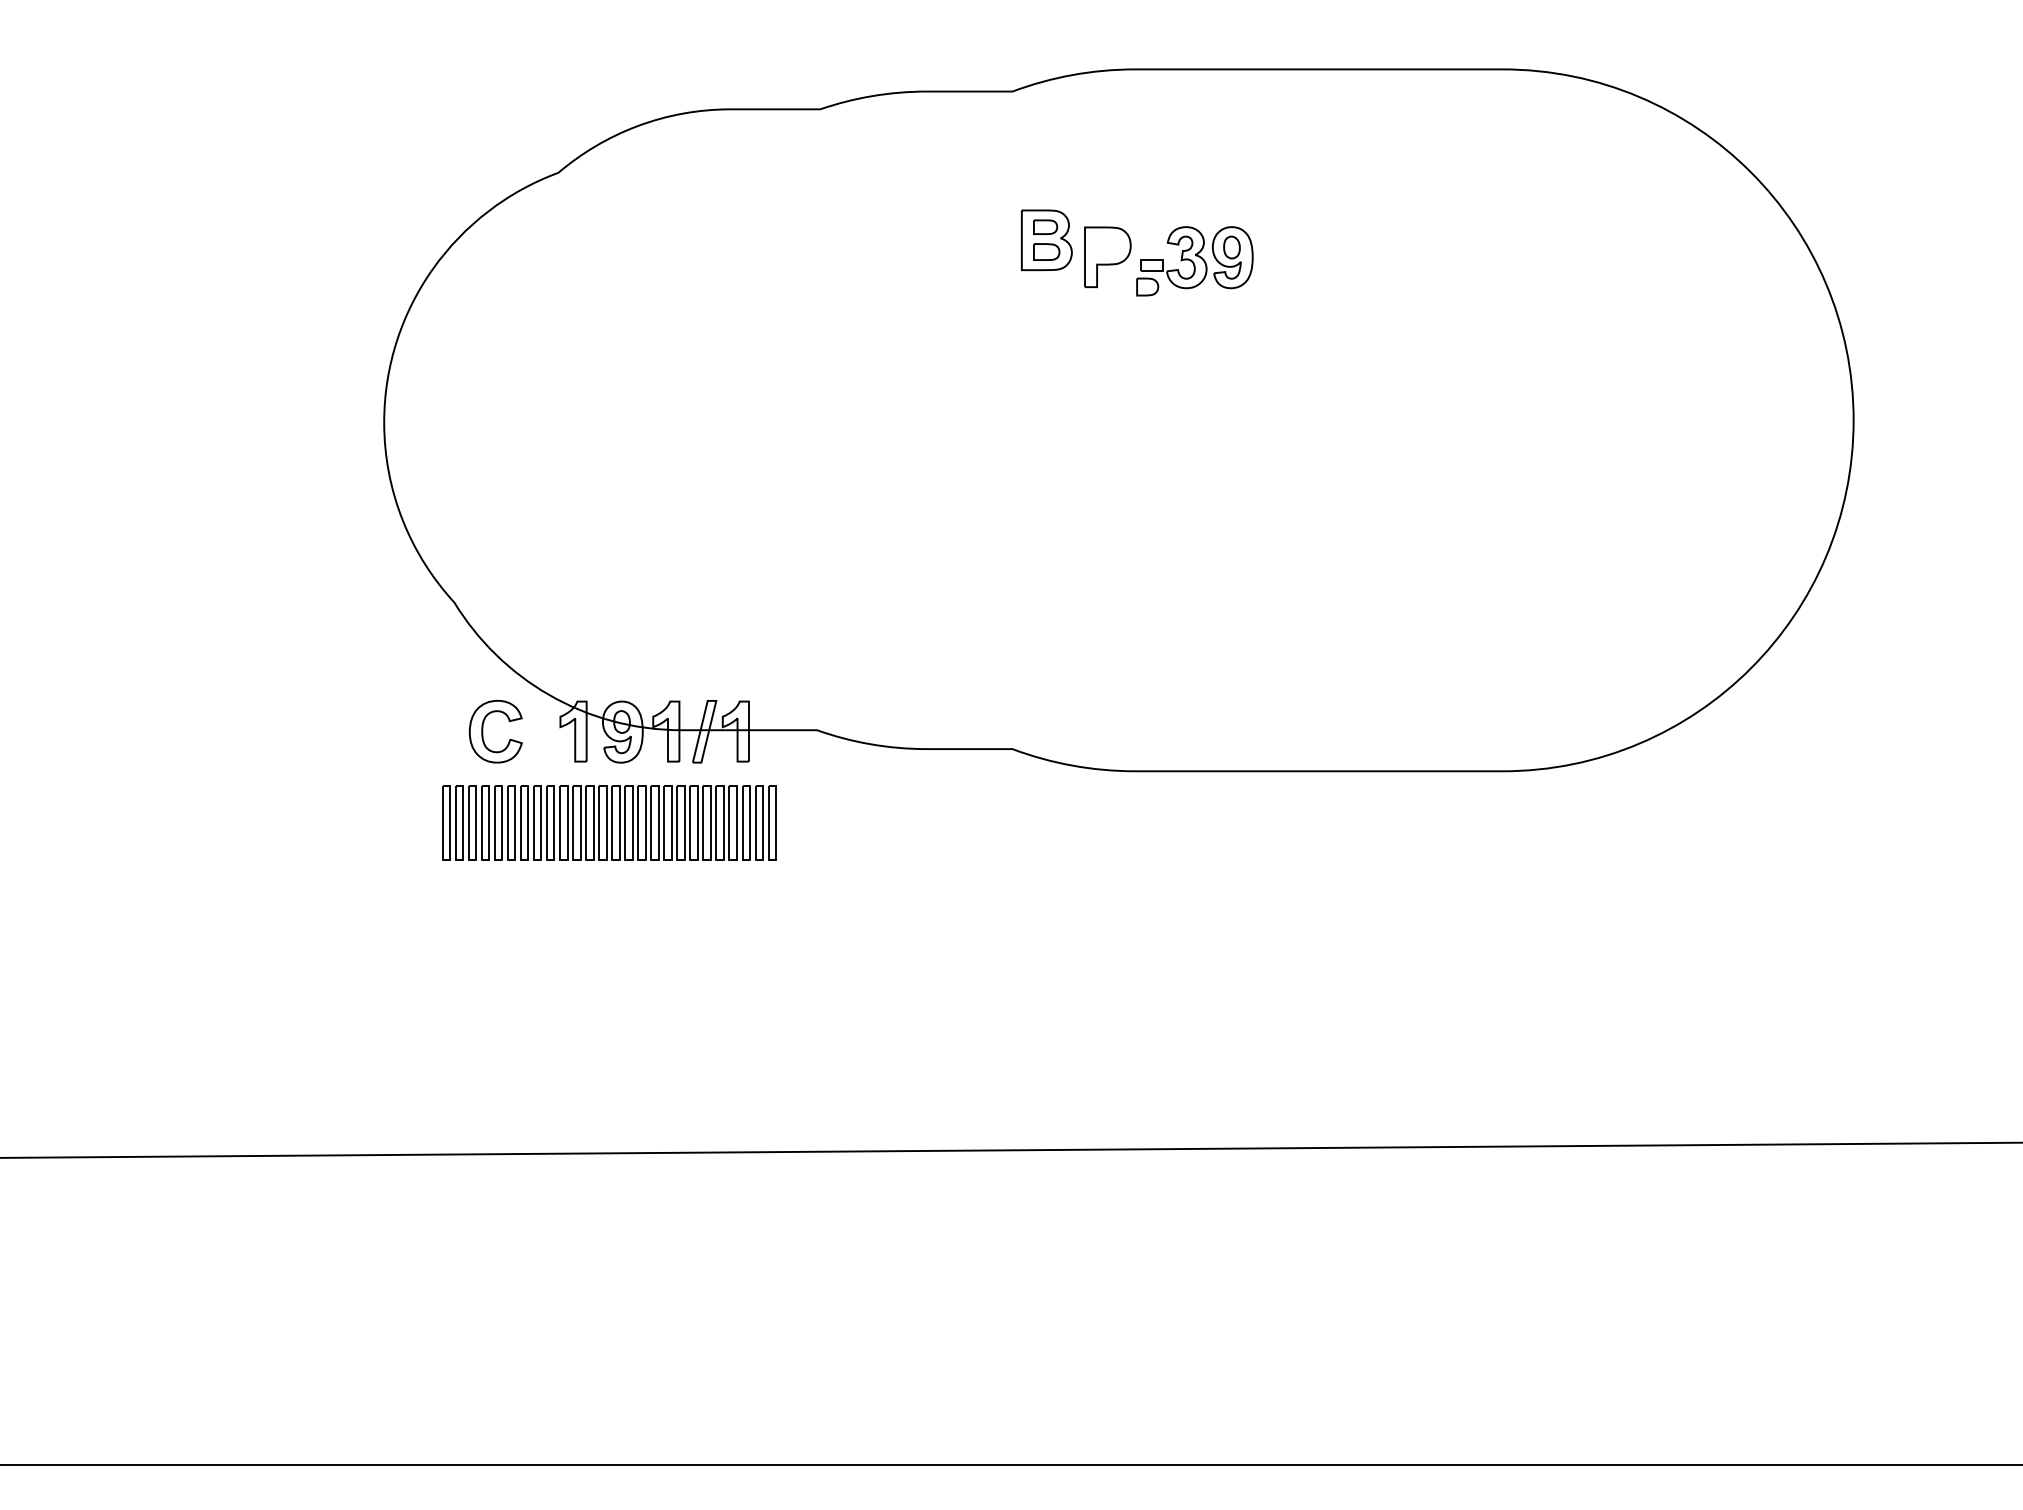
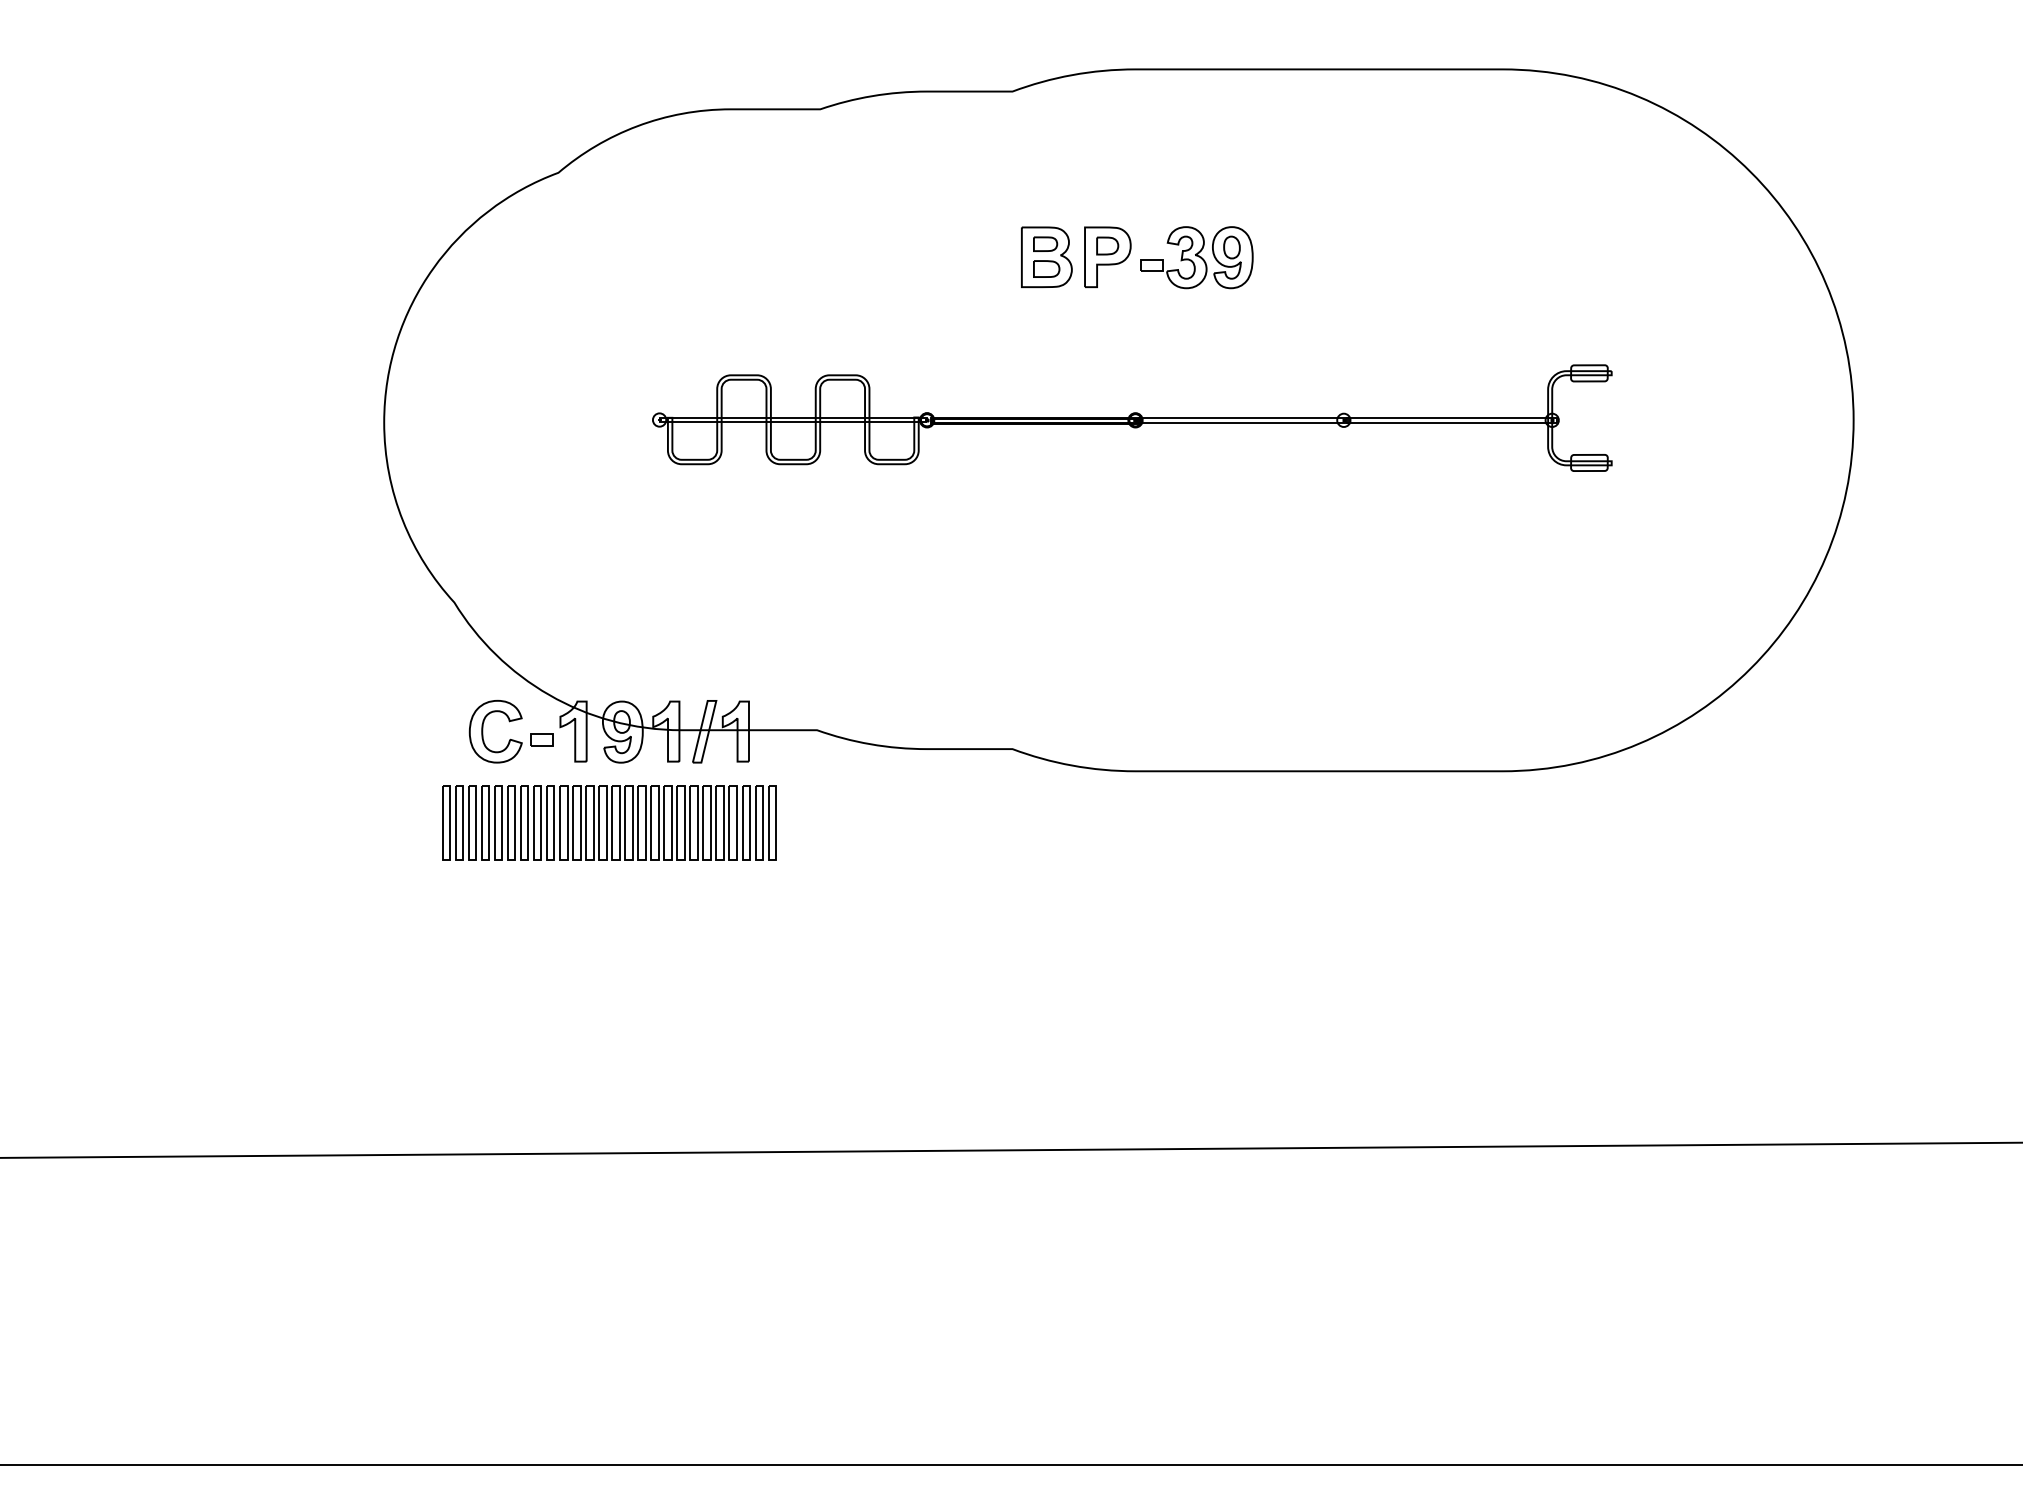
part position: (1046, 240) -> (1046, 257) (1046, 257)
part position: (1147, 286) -> (1107, 245) (1107, 245)
part: none -> present (1132, 417)
part: none -> present (541, 739)
